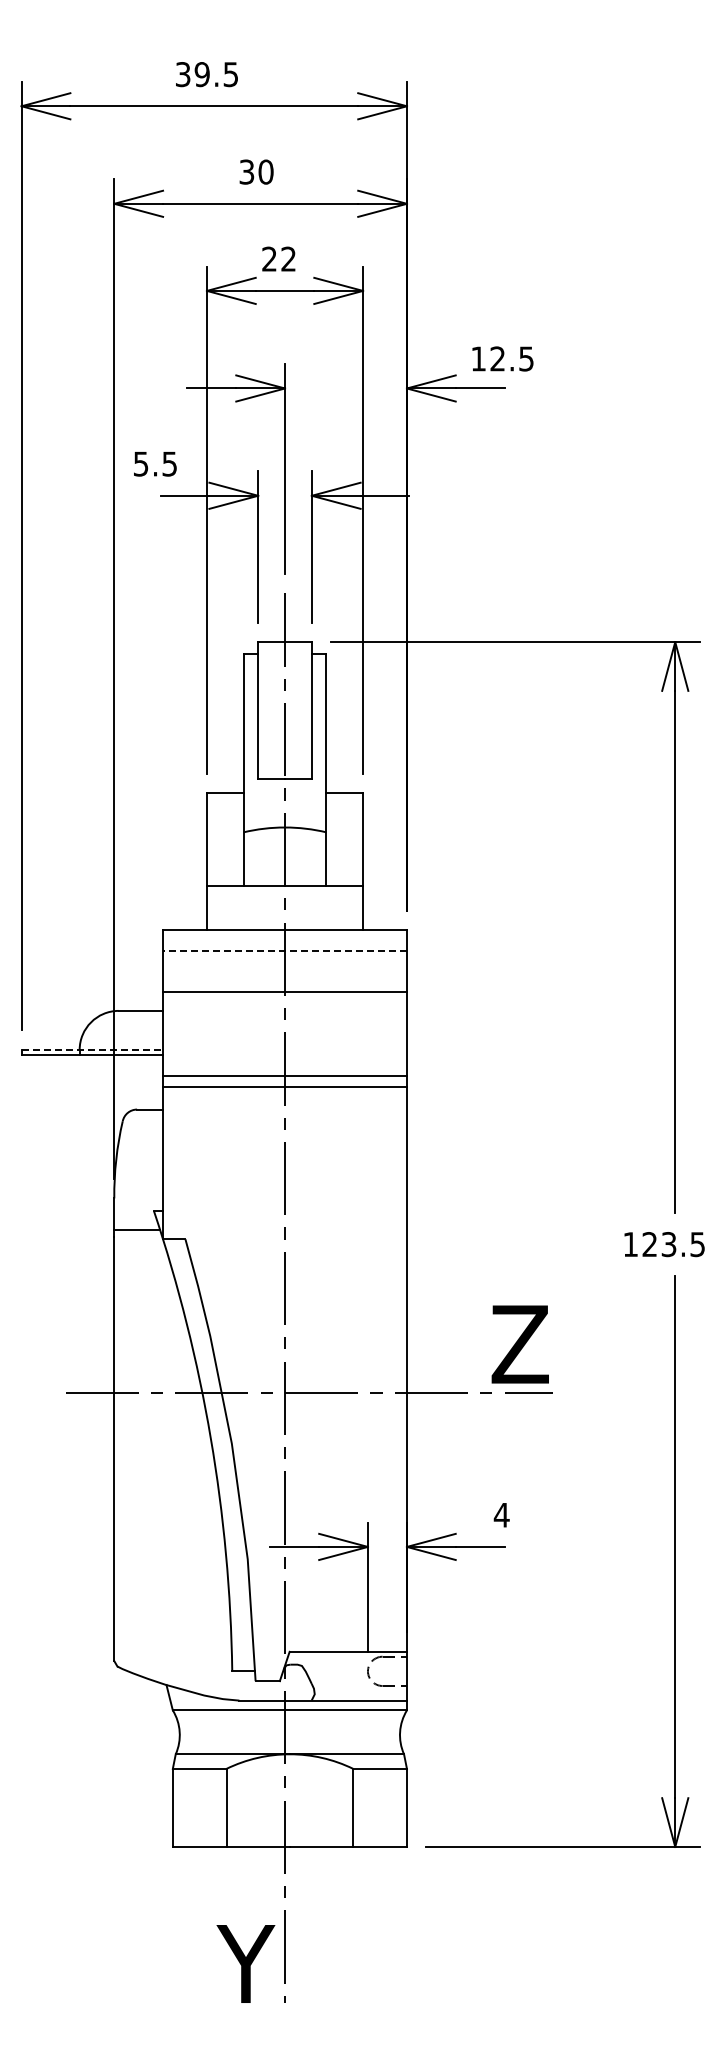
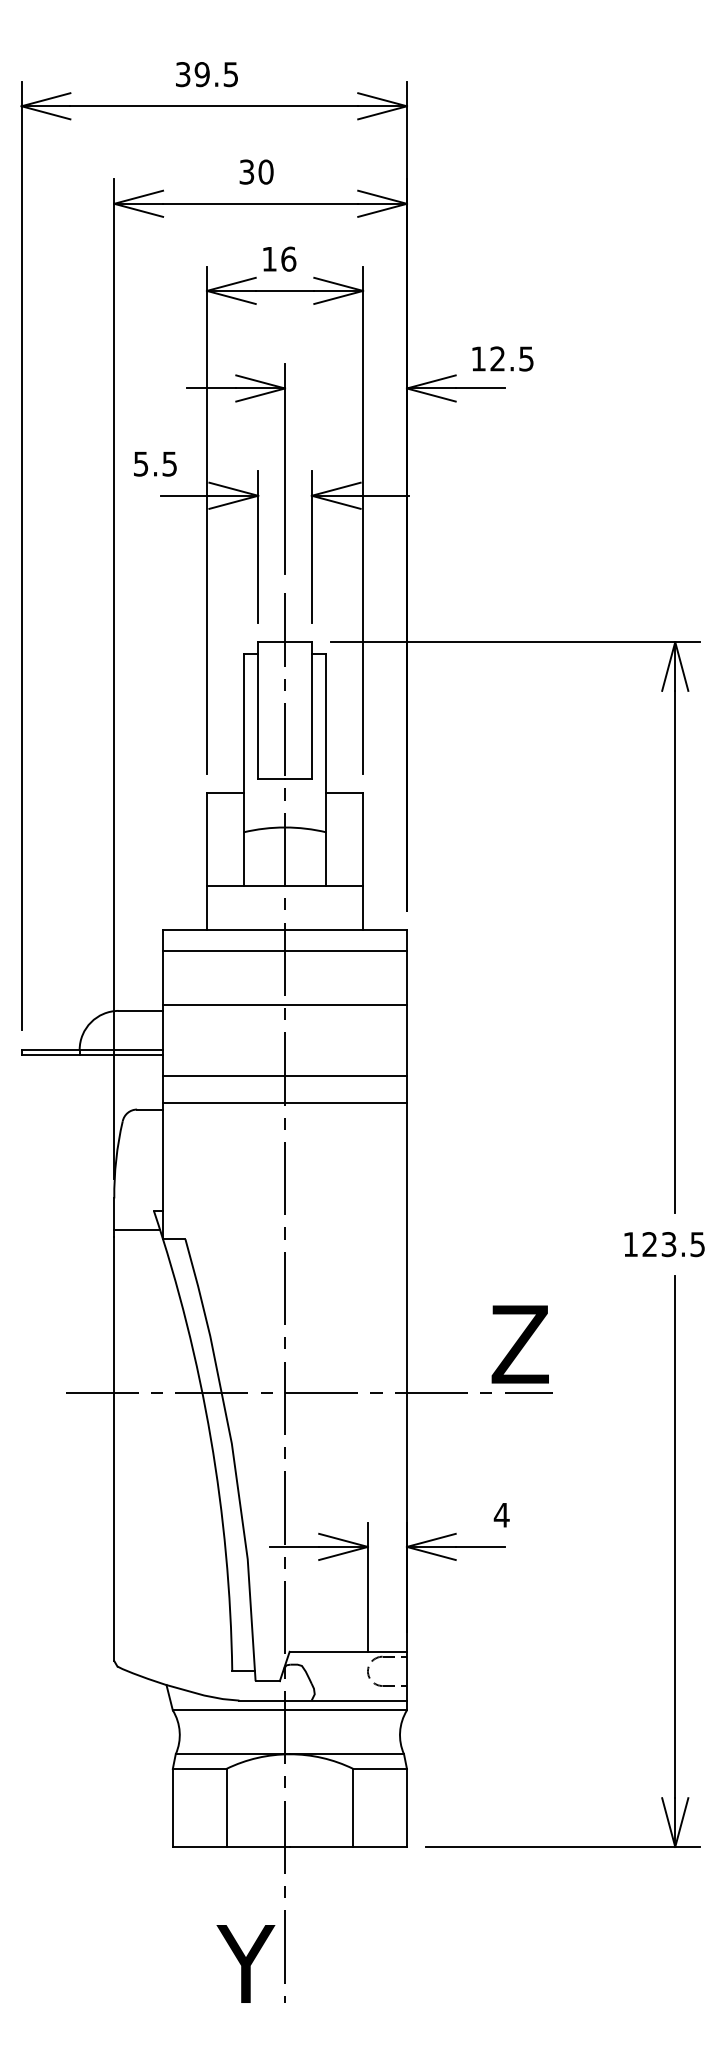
text: 22 -> 16 (279, 258)
line: dashed -> solid (285, 951)
line position: (284, 992) -> (284, 1005) (284, 1005)
line: dashed -> solid (92, 1049)
line position: (284, 1086) -> (284, 1102) (284, 1102)
